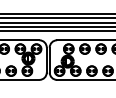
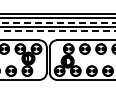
line: solid -> dashed (58, 22)
line: solid -> dashed (58, 31)
